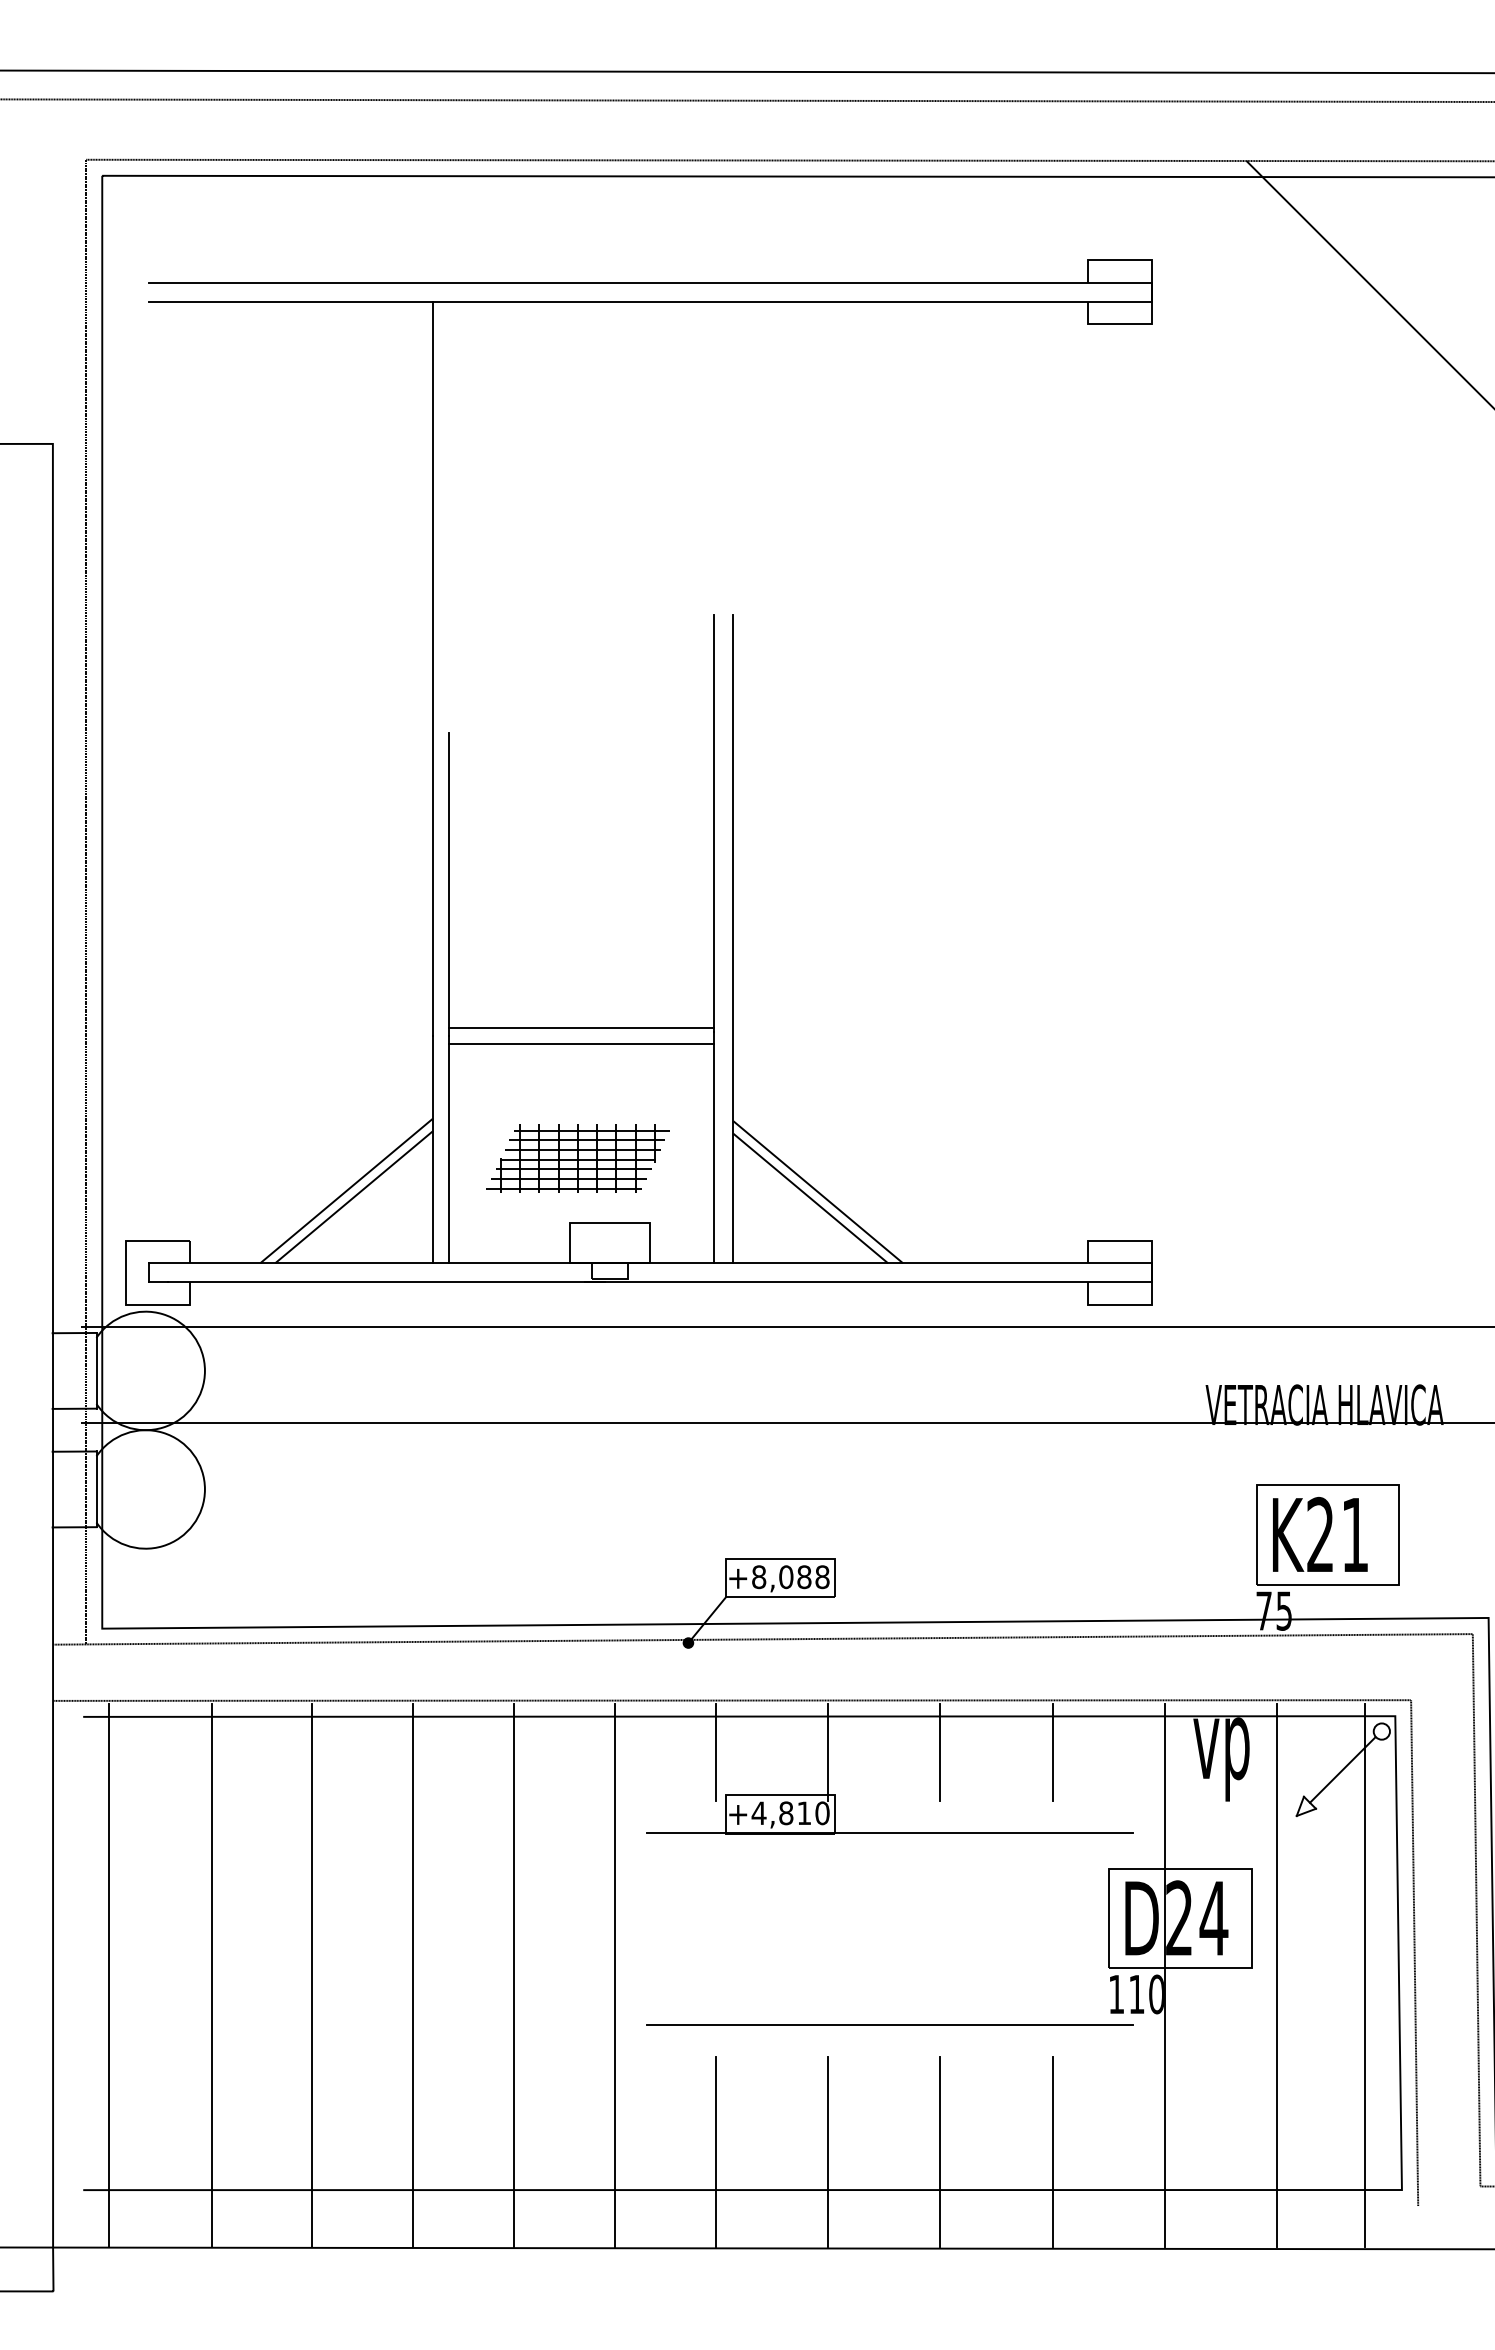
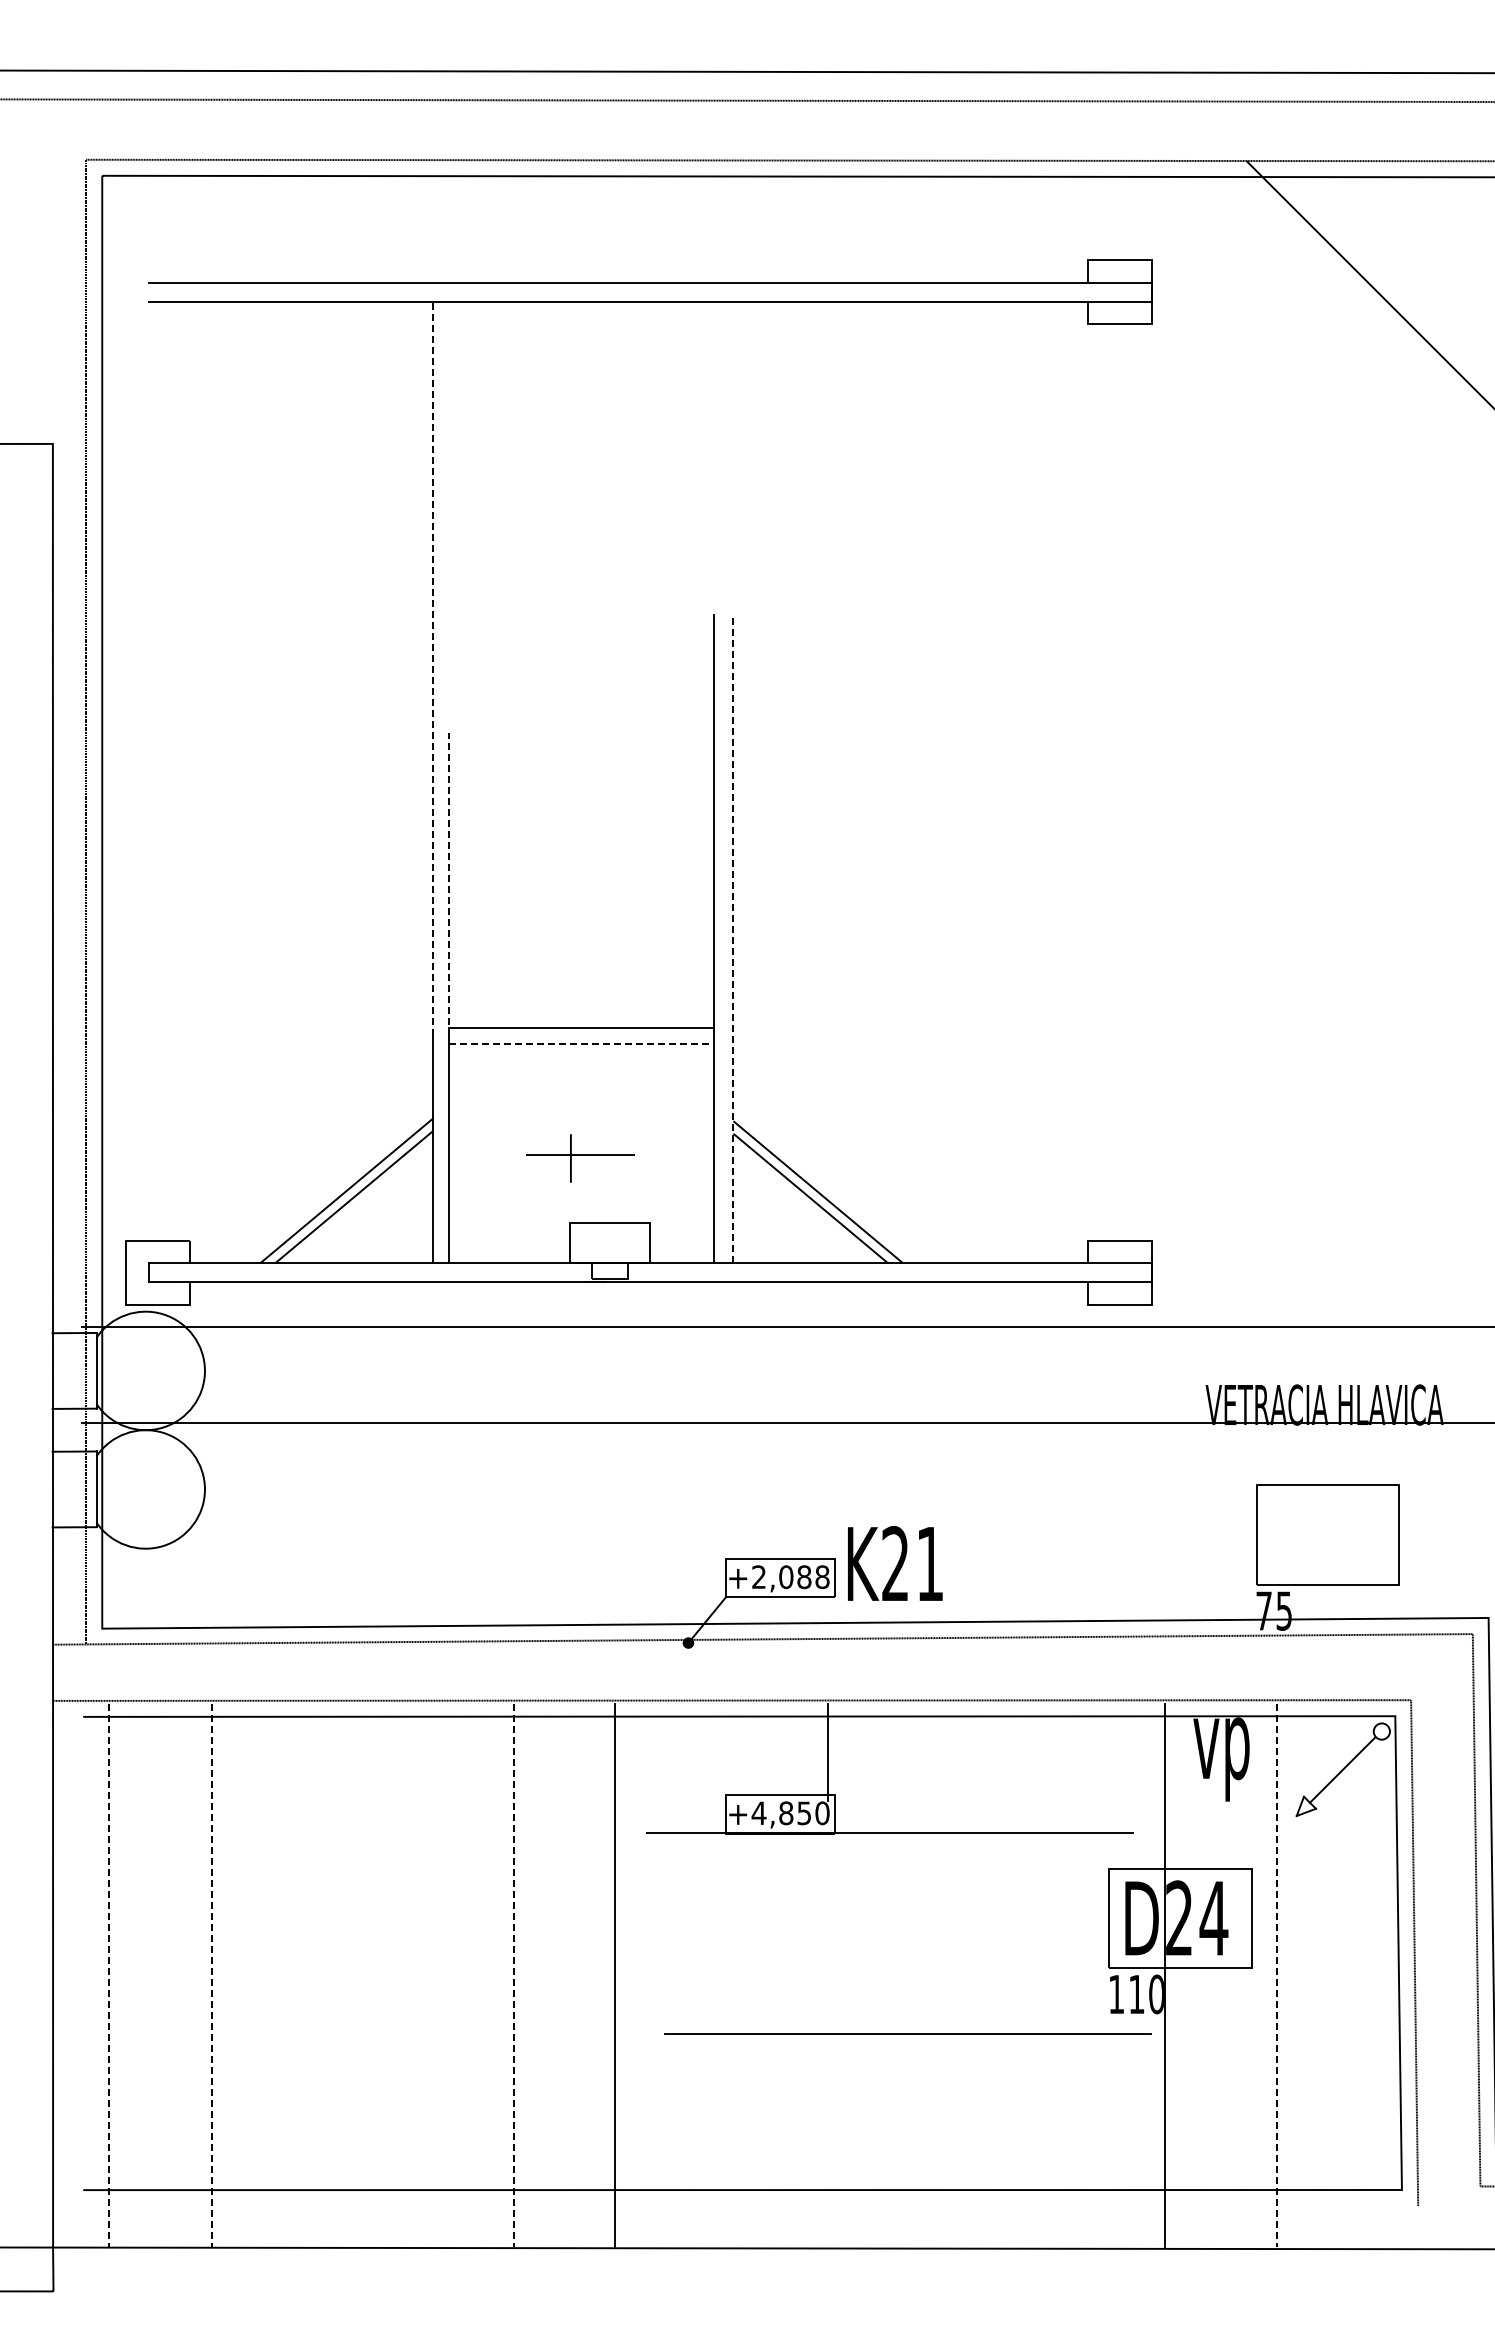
line: solid -> dashed (433, 668)
line: solid -> dashed (449, 883)
line: solid -> dashed (733, 938)
line: solid -> dashed (581, 1043)
part size: 184x69 px -> 109x49 px (580, 1158)
text position: (1320, 1534) -> (895, 1563) (895, 1563)
text: +8,088 -> +2,088 (759, 1577)
line: present -> none (716, 1752)
line: present -> none (940, 1752)
line: present -> none (1052, 1752)
text: +4,810 -> +4,850 (803, 1813)
line: solid -> dashed (108, 1975)
line: solid -> dashed (211, 1975)
line: present -> none (312, 1975)
line: present -> none (413, 1975)
line: solid -> dashed (514, 1975)
line: solid -> dashed (1276, 1975)
line: present -> none (1364, 1975)
line position: (889, 2024) -> (907, 2033) (907, 2033)
line: present -> none (716, 2152)
line: present -> none (828, 2152)
line: present -> none (940, 2152)
line: present -> none (1052, 2152)
